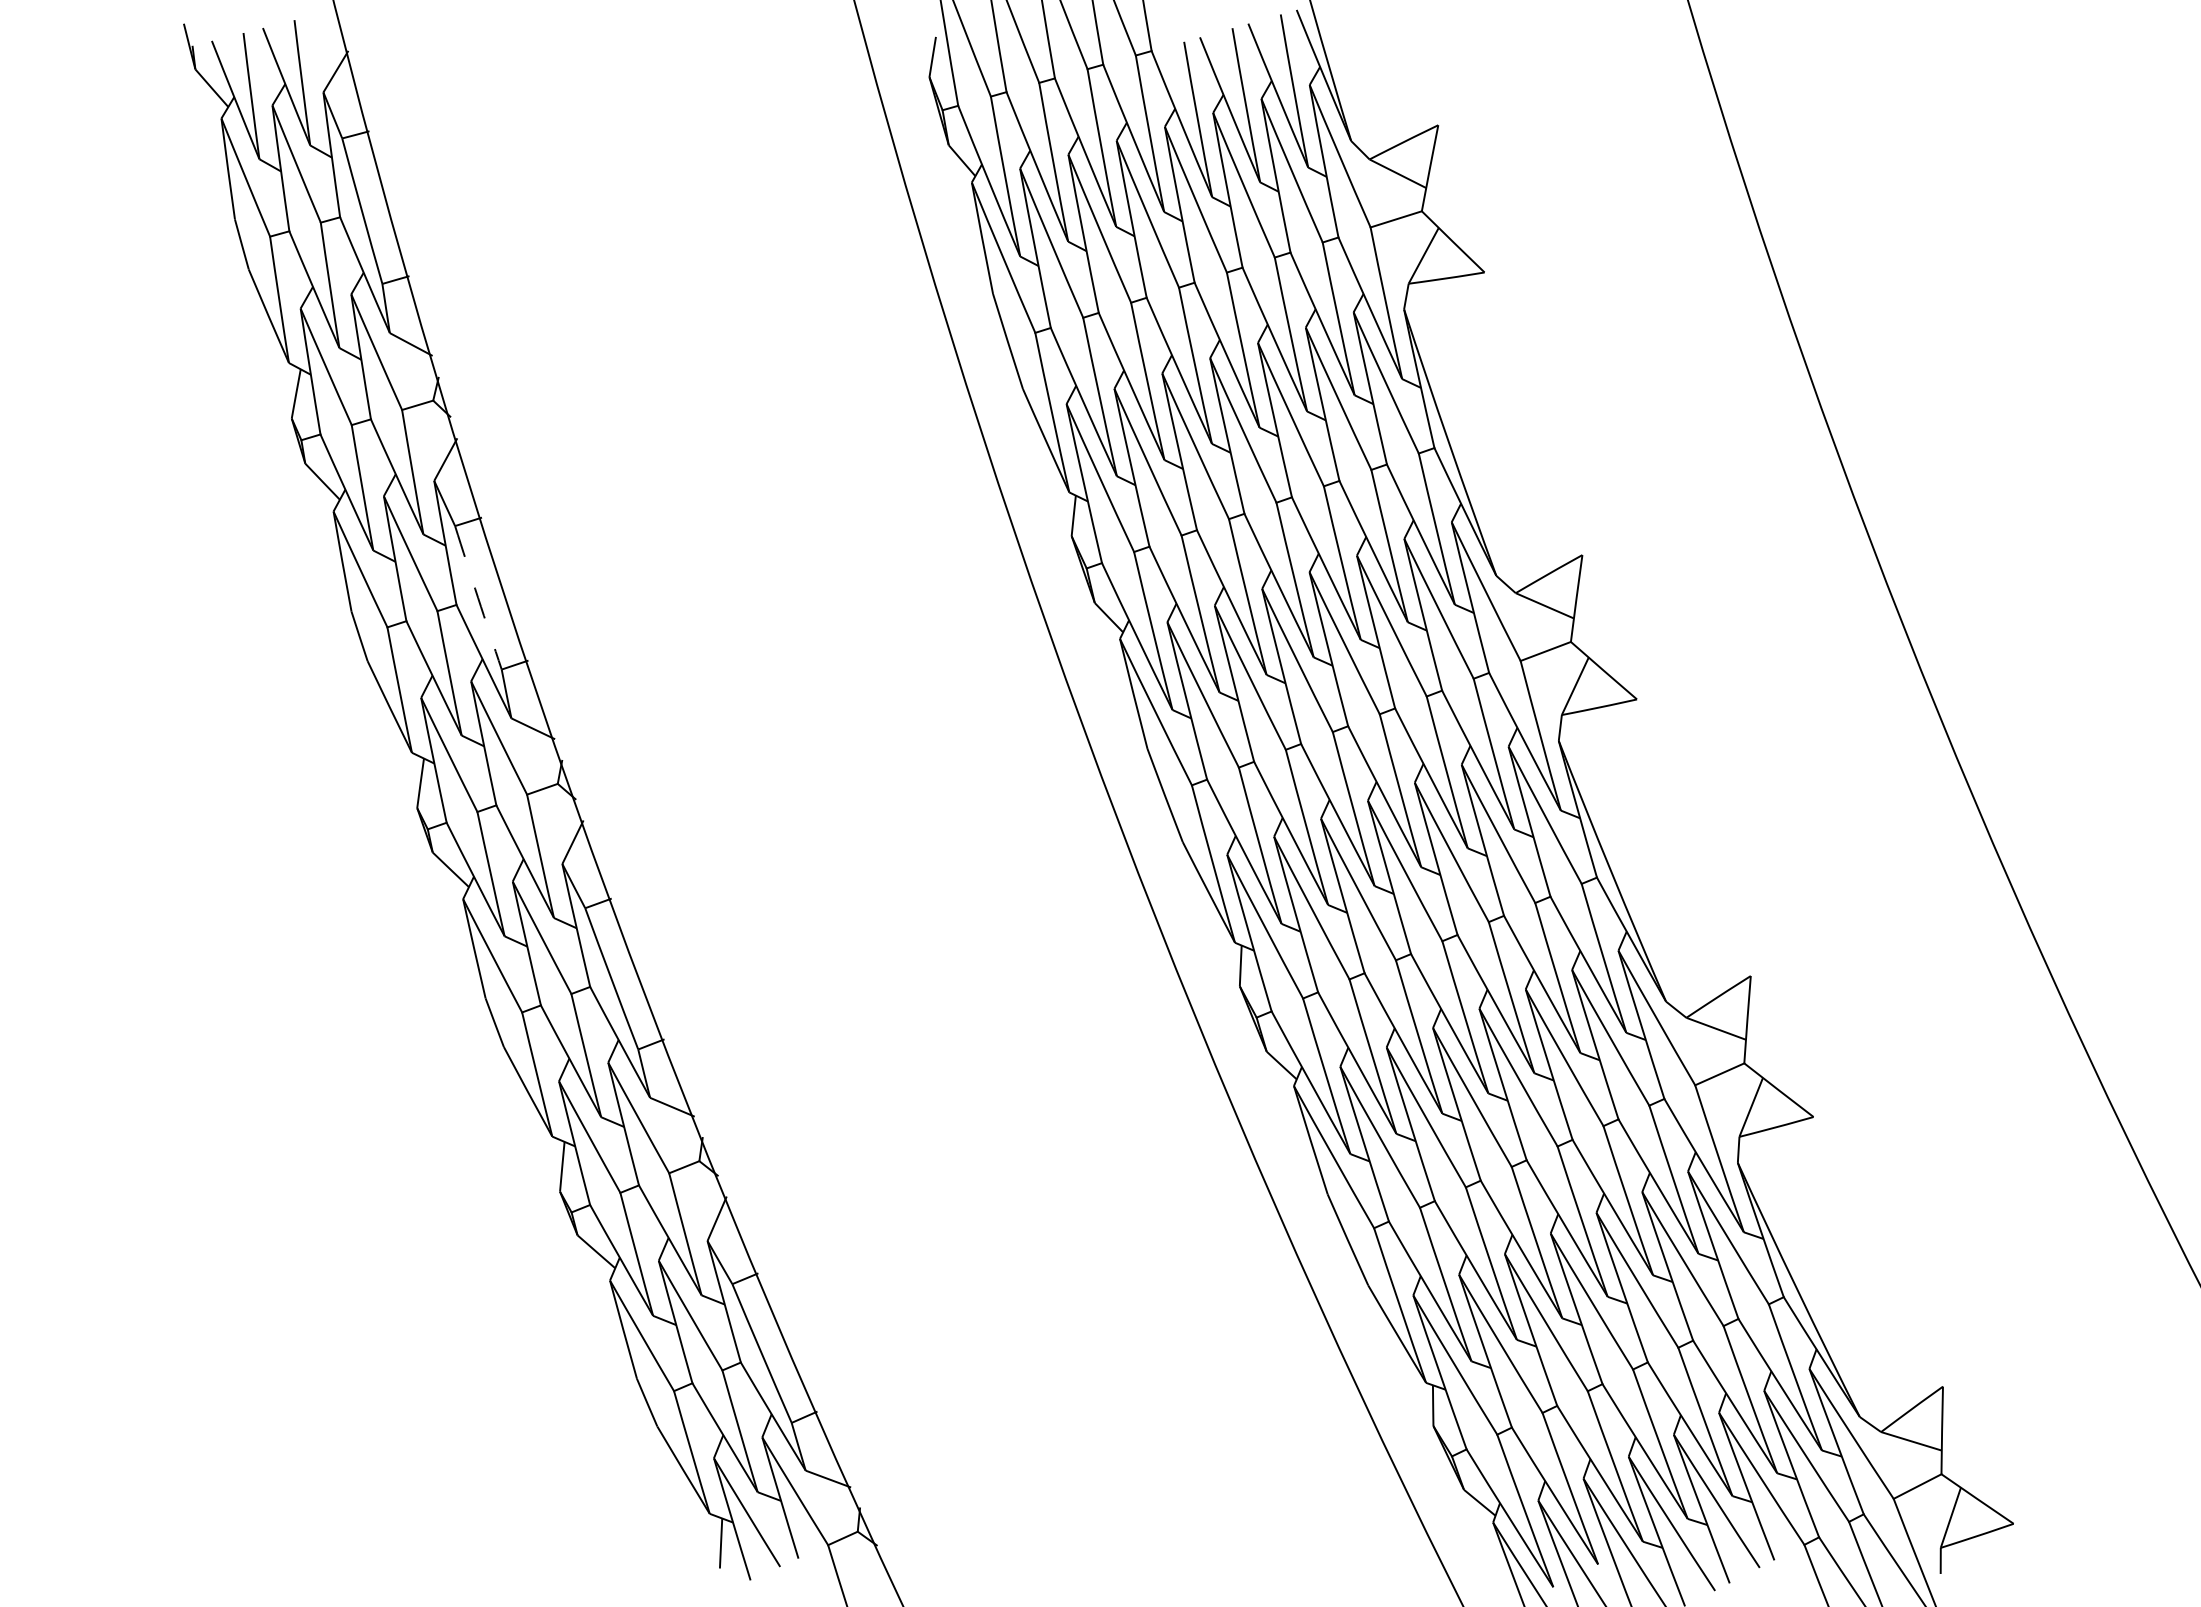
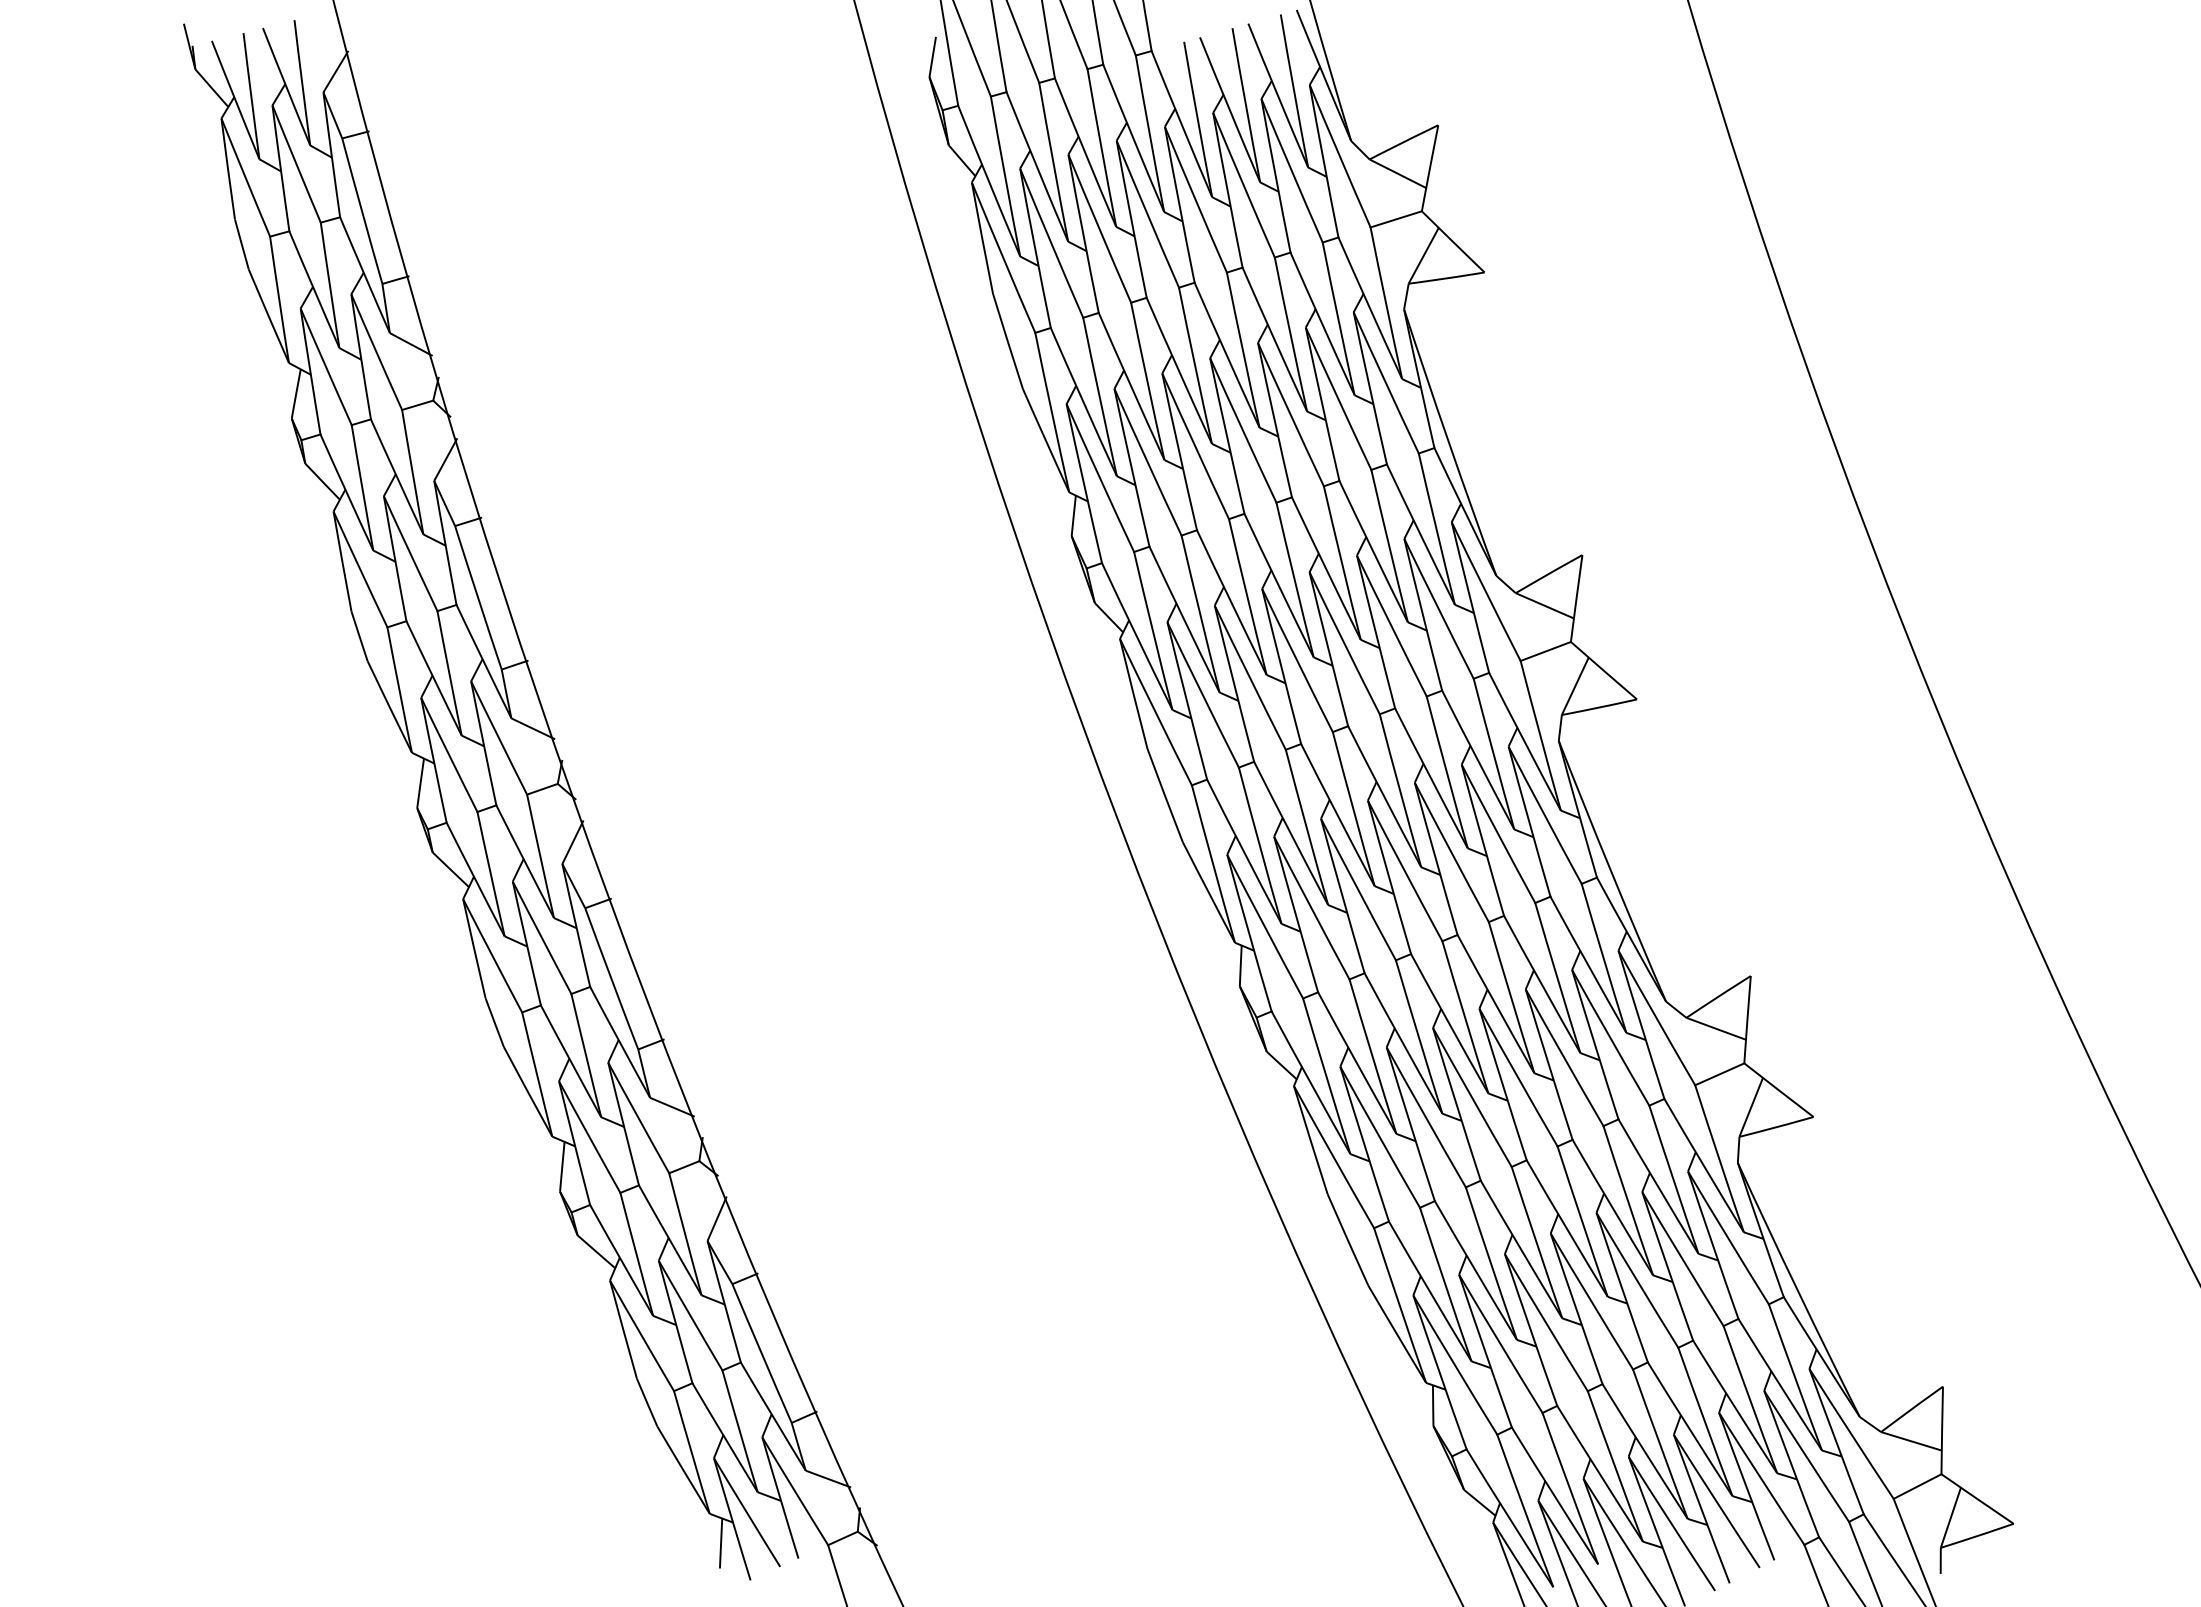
arc: dashed -> solid (478, 597)
